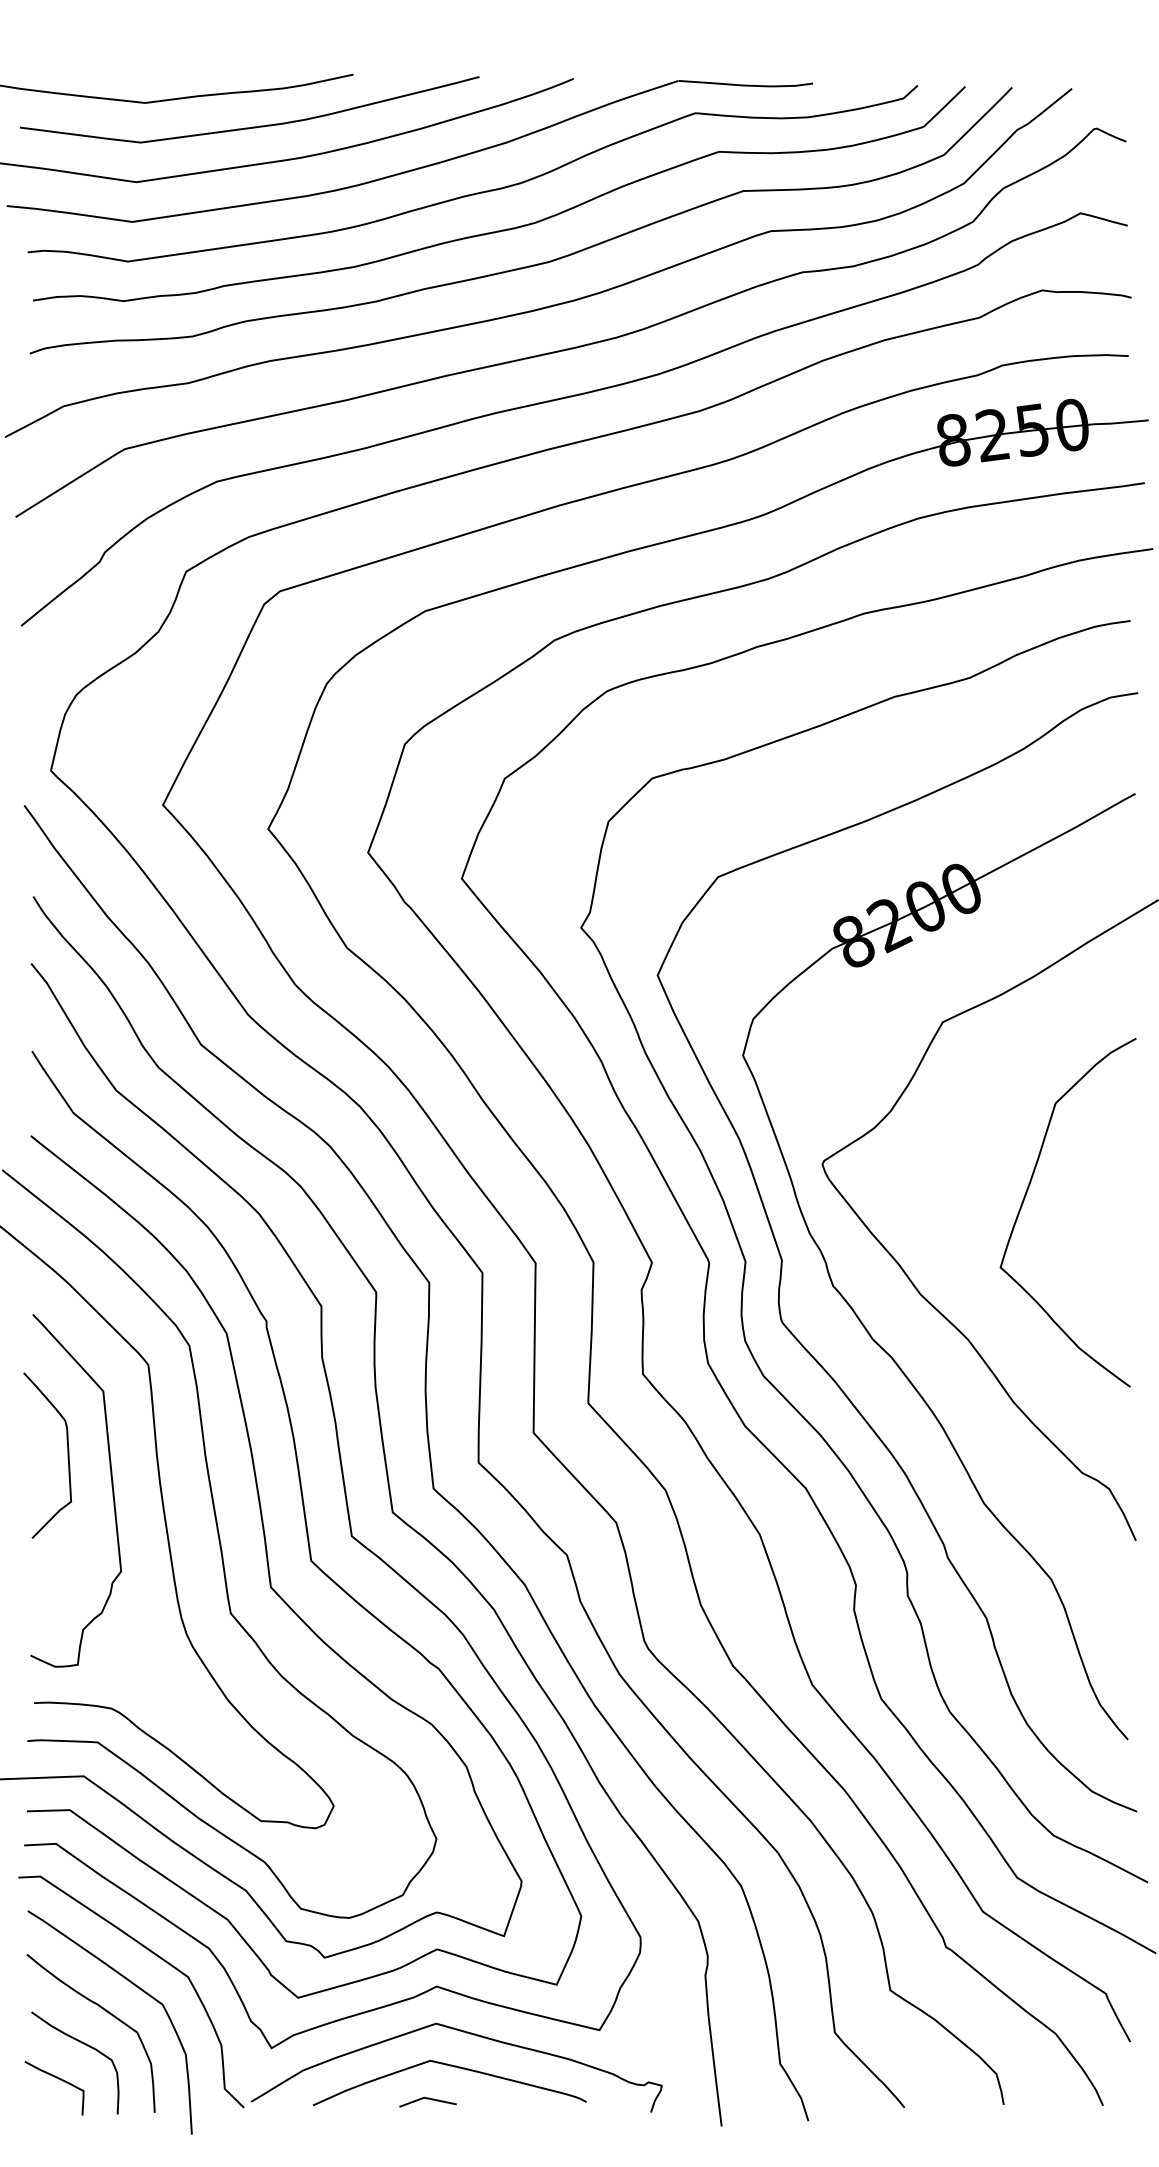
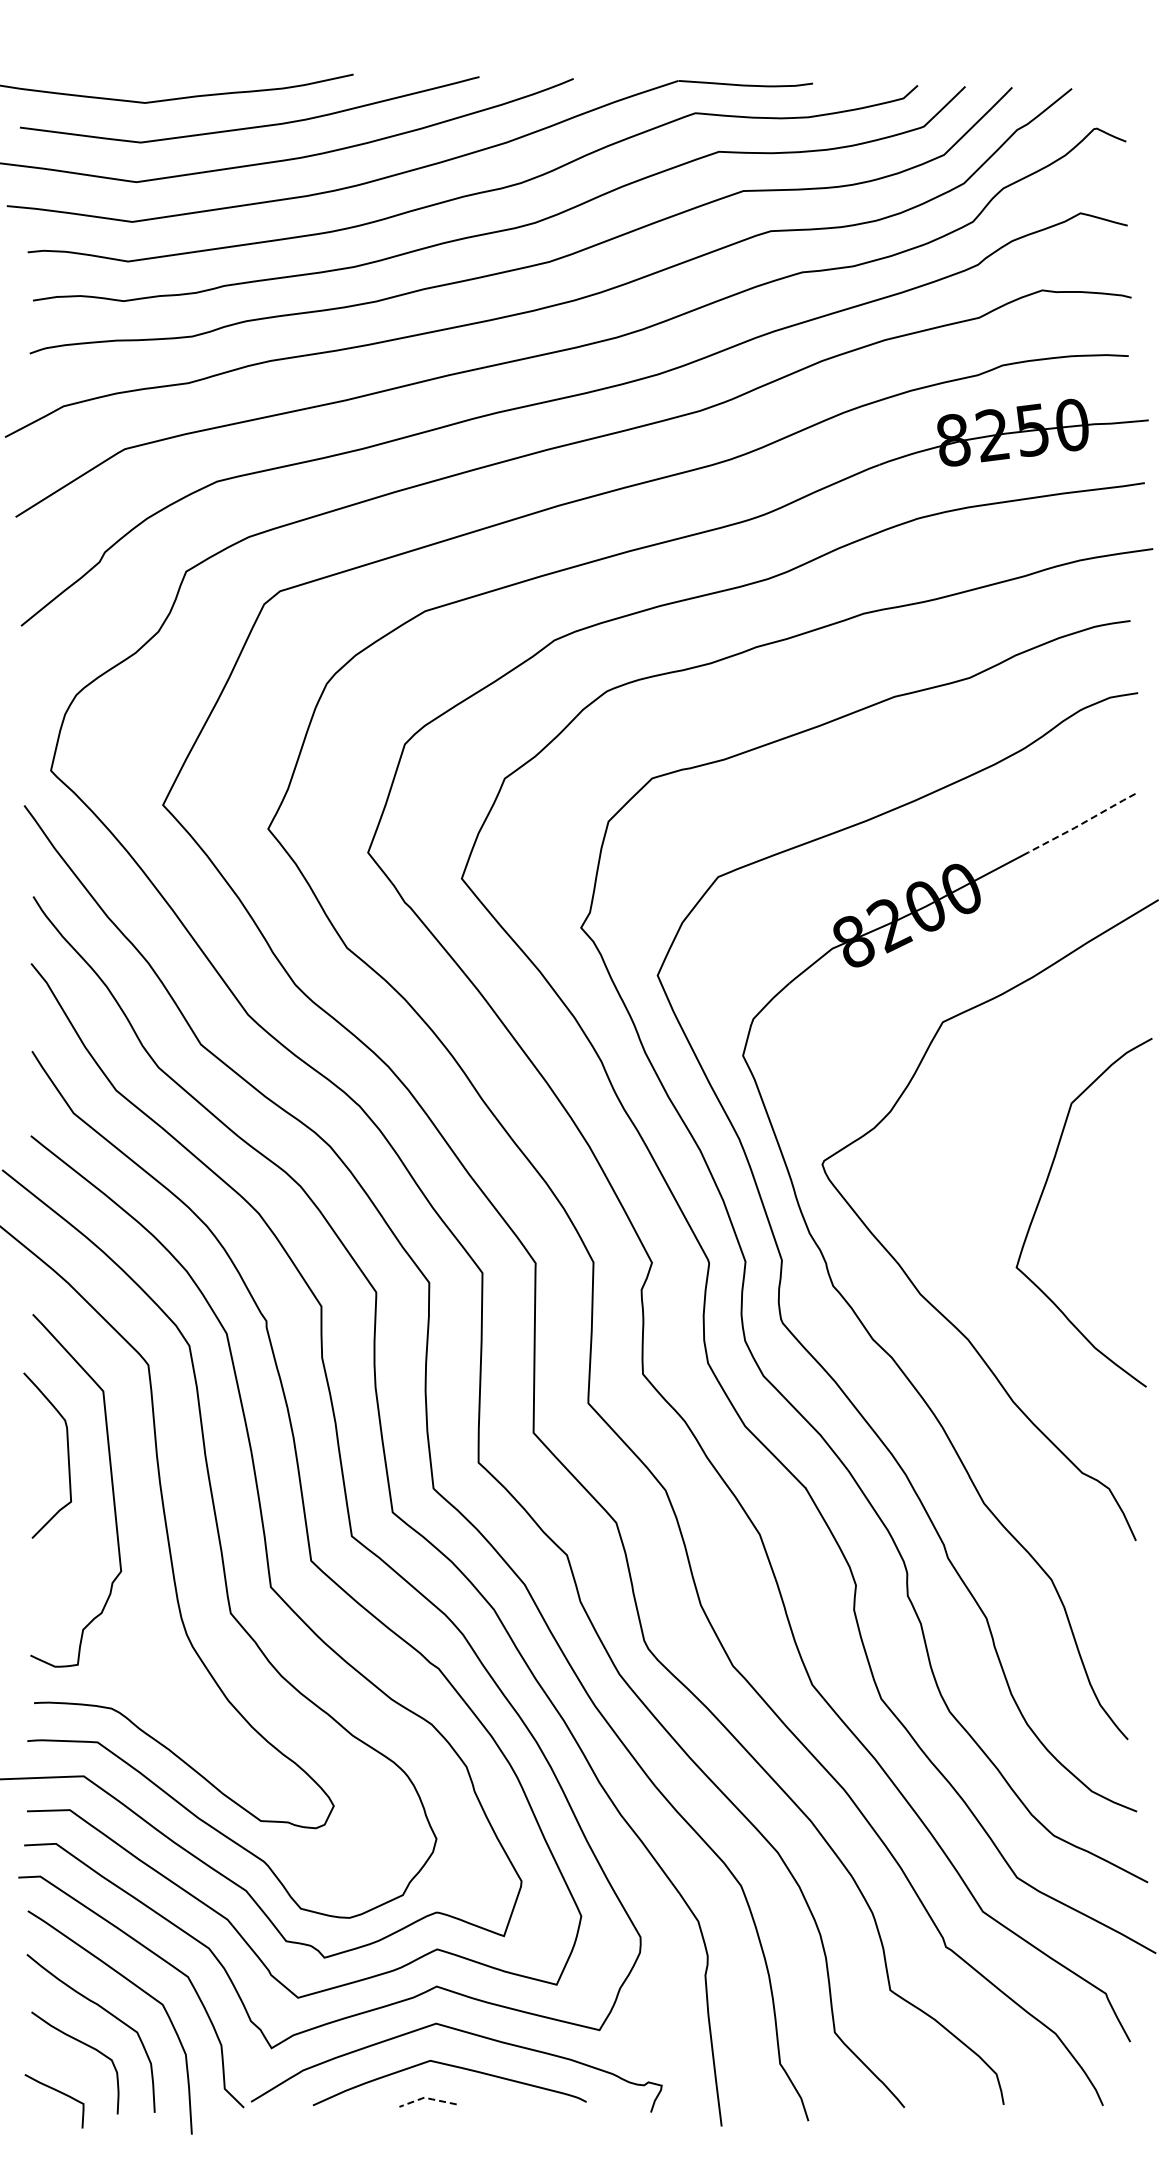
line: solid -> dashed (1082, 823)
curve position: (1025, 1198) -> (1041, 1198) (1041, 1198)
curve position: (58, 2079) -> (58, 2092) (58, 2092)
line: solid -> dashed (427, 2098)
